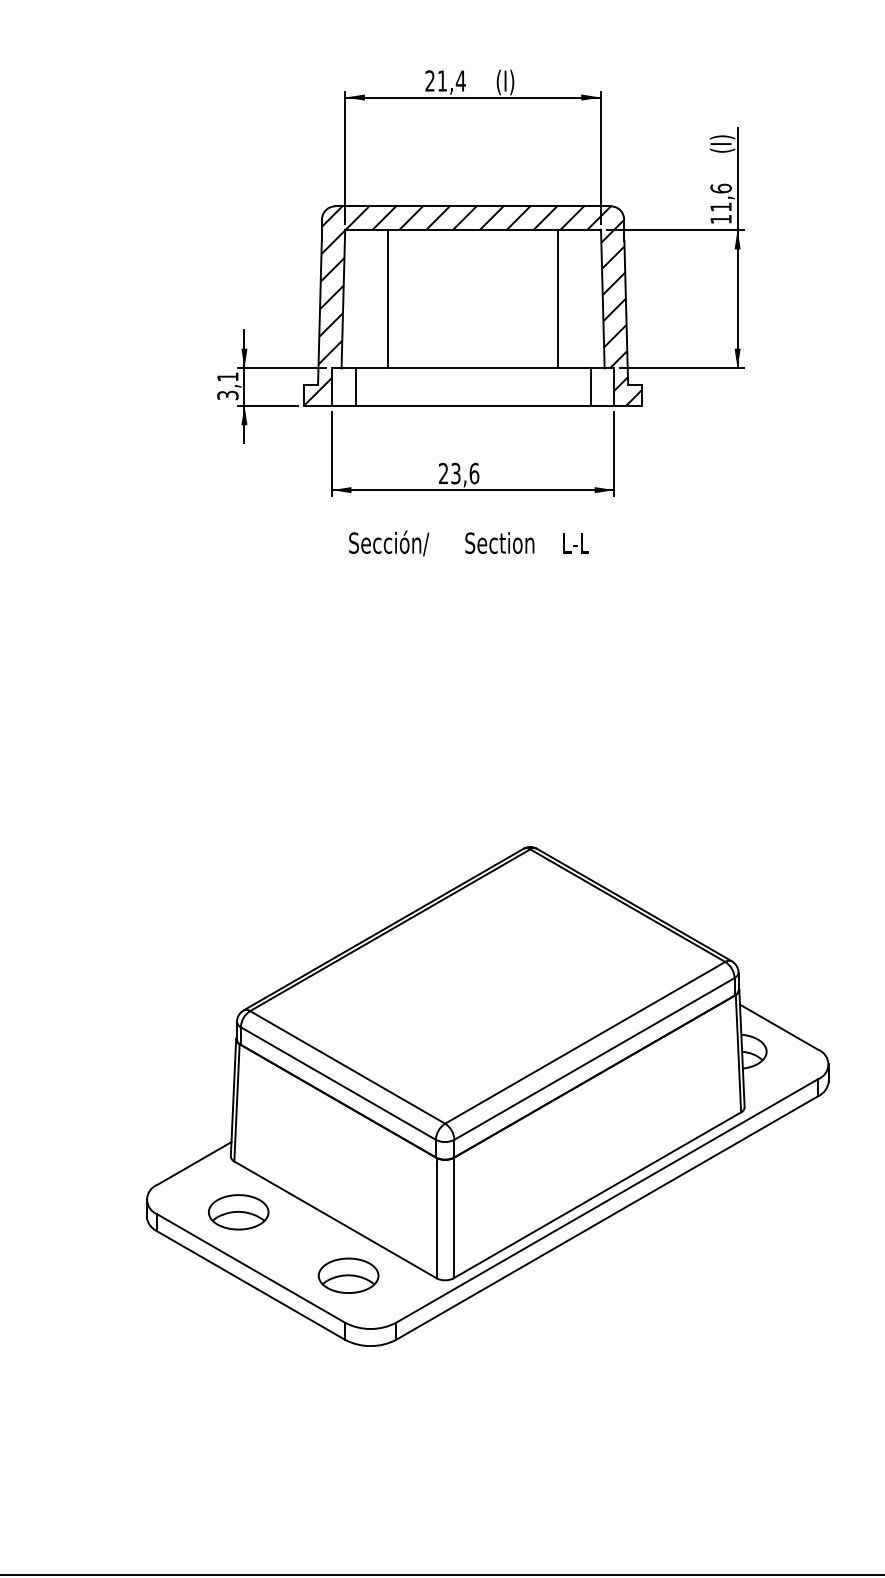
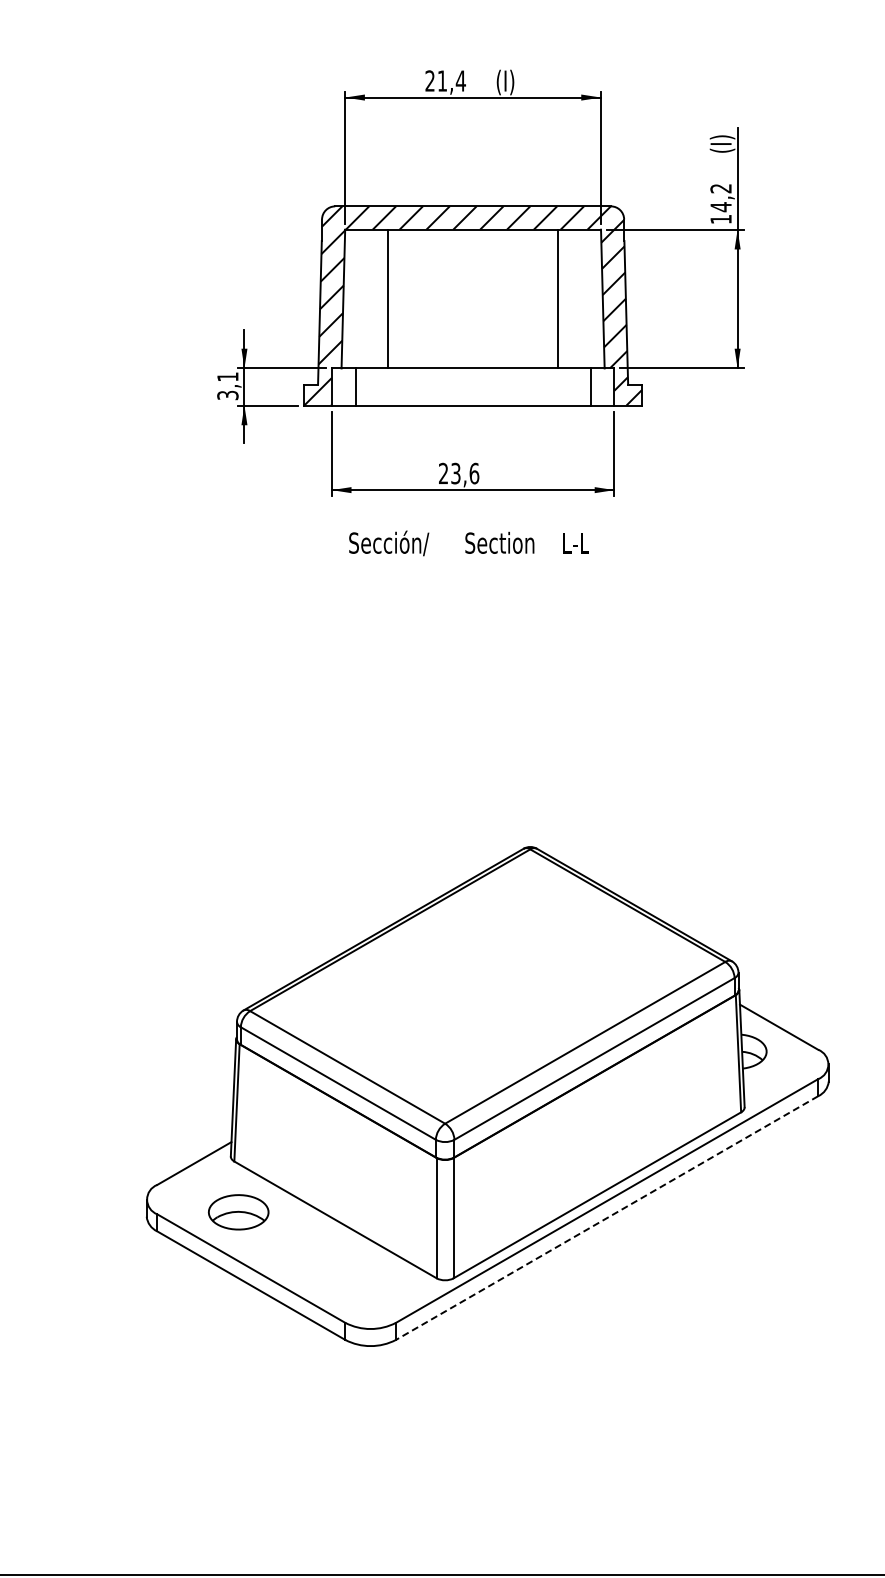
text: 11,6 -> 14,2 (720, 197)
line: solid -> dashed (607, 1218)
part: present -> none (348, 1275)
